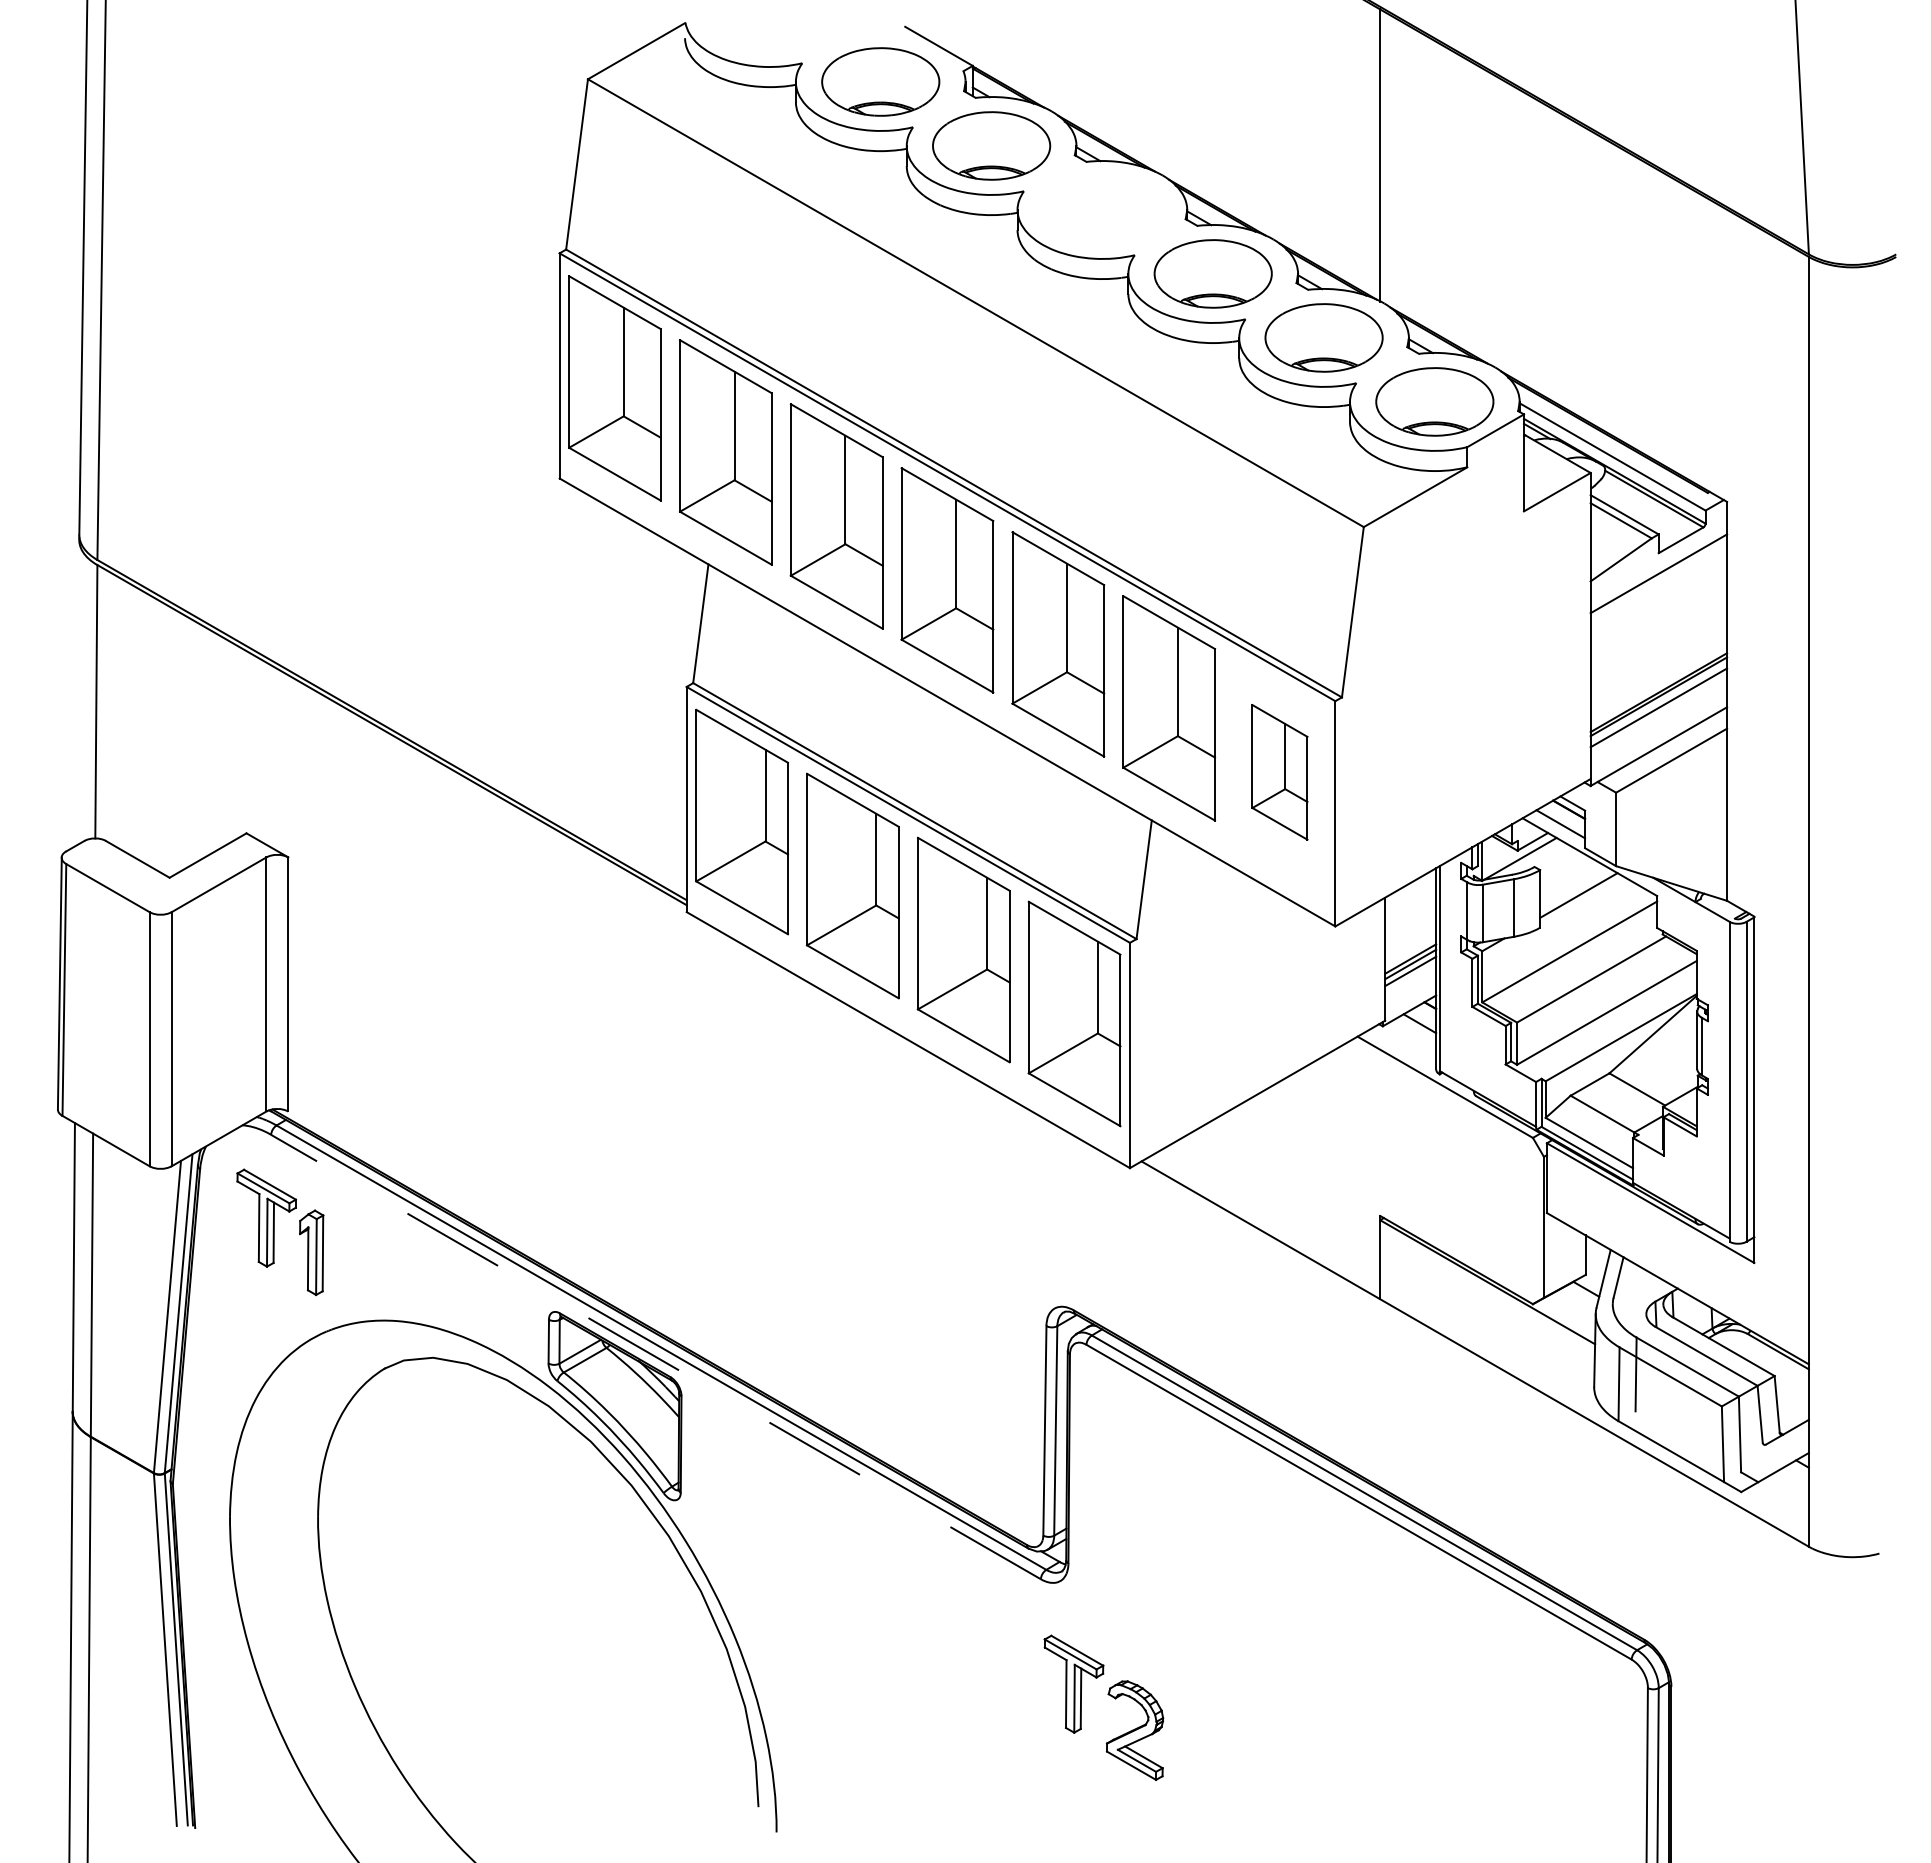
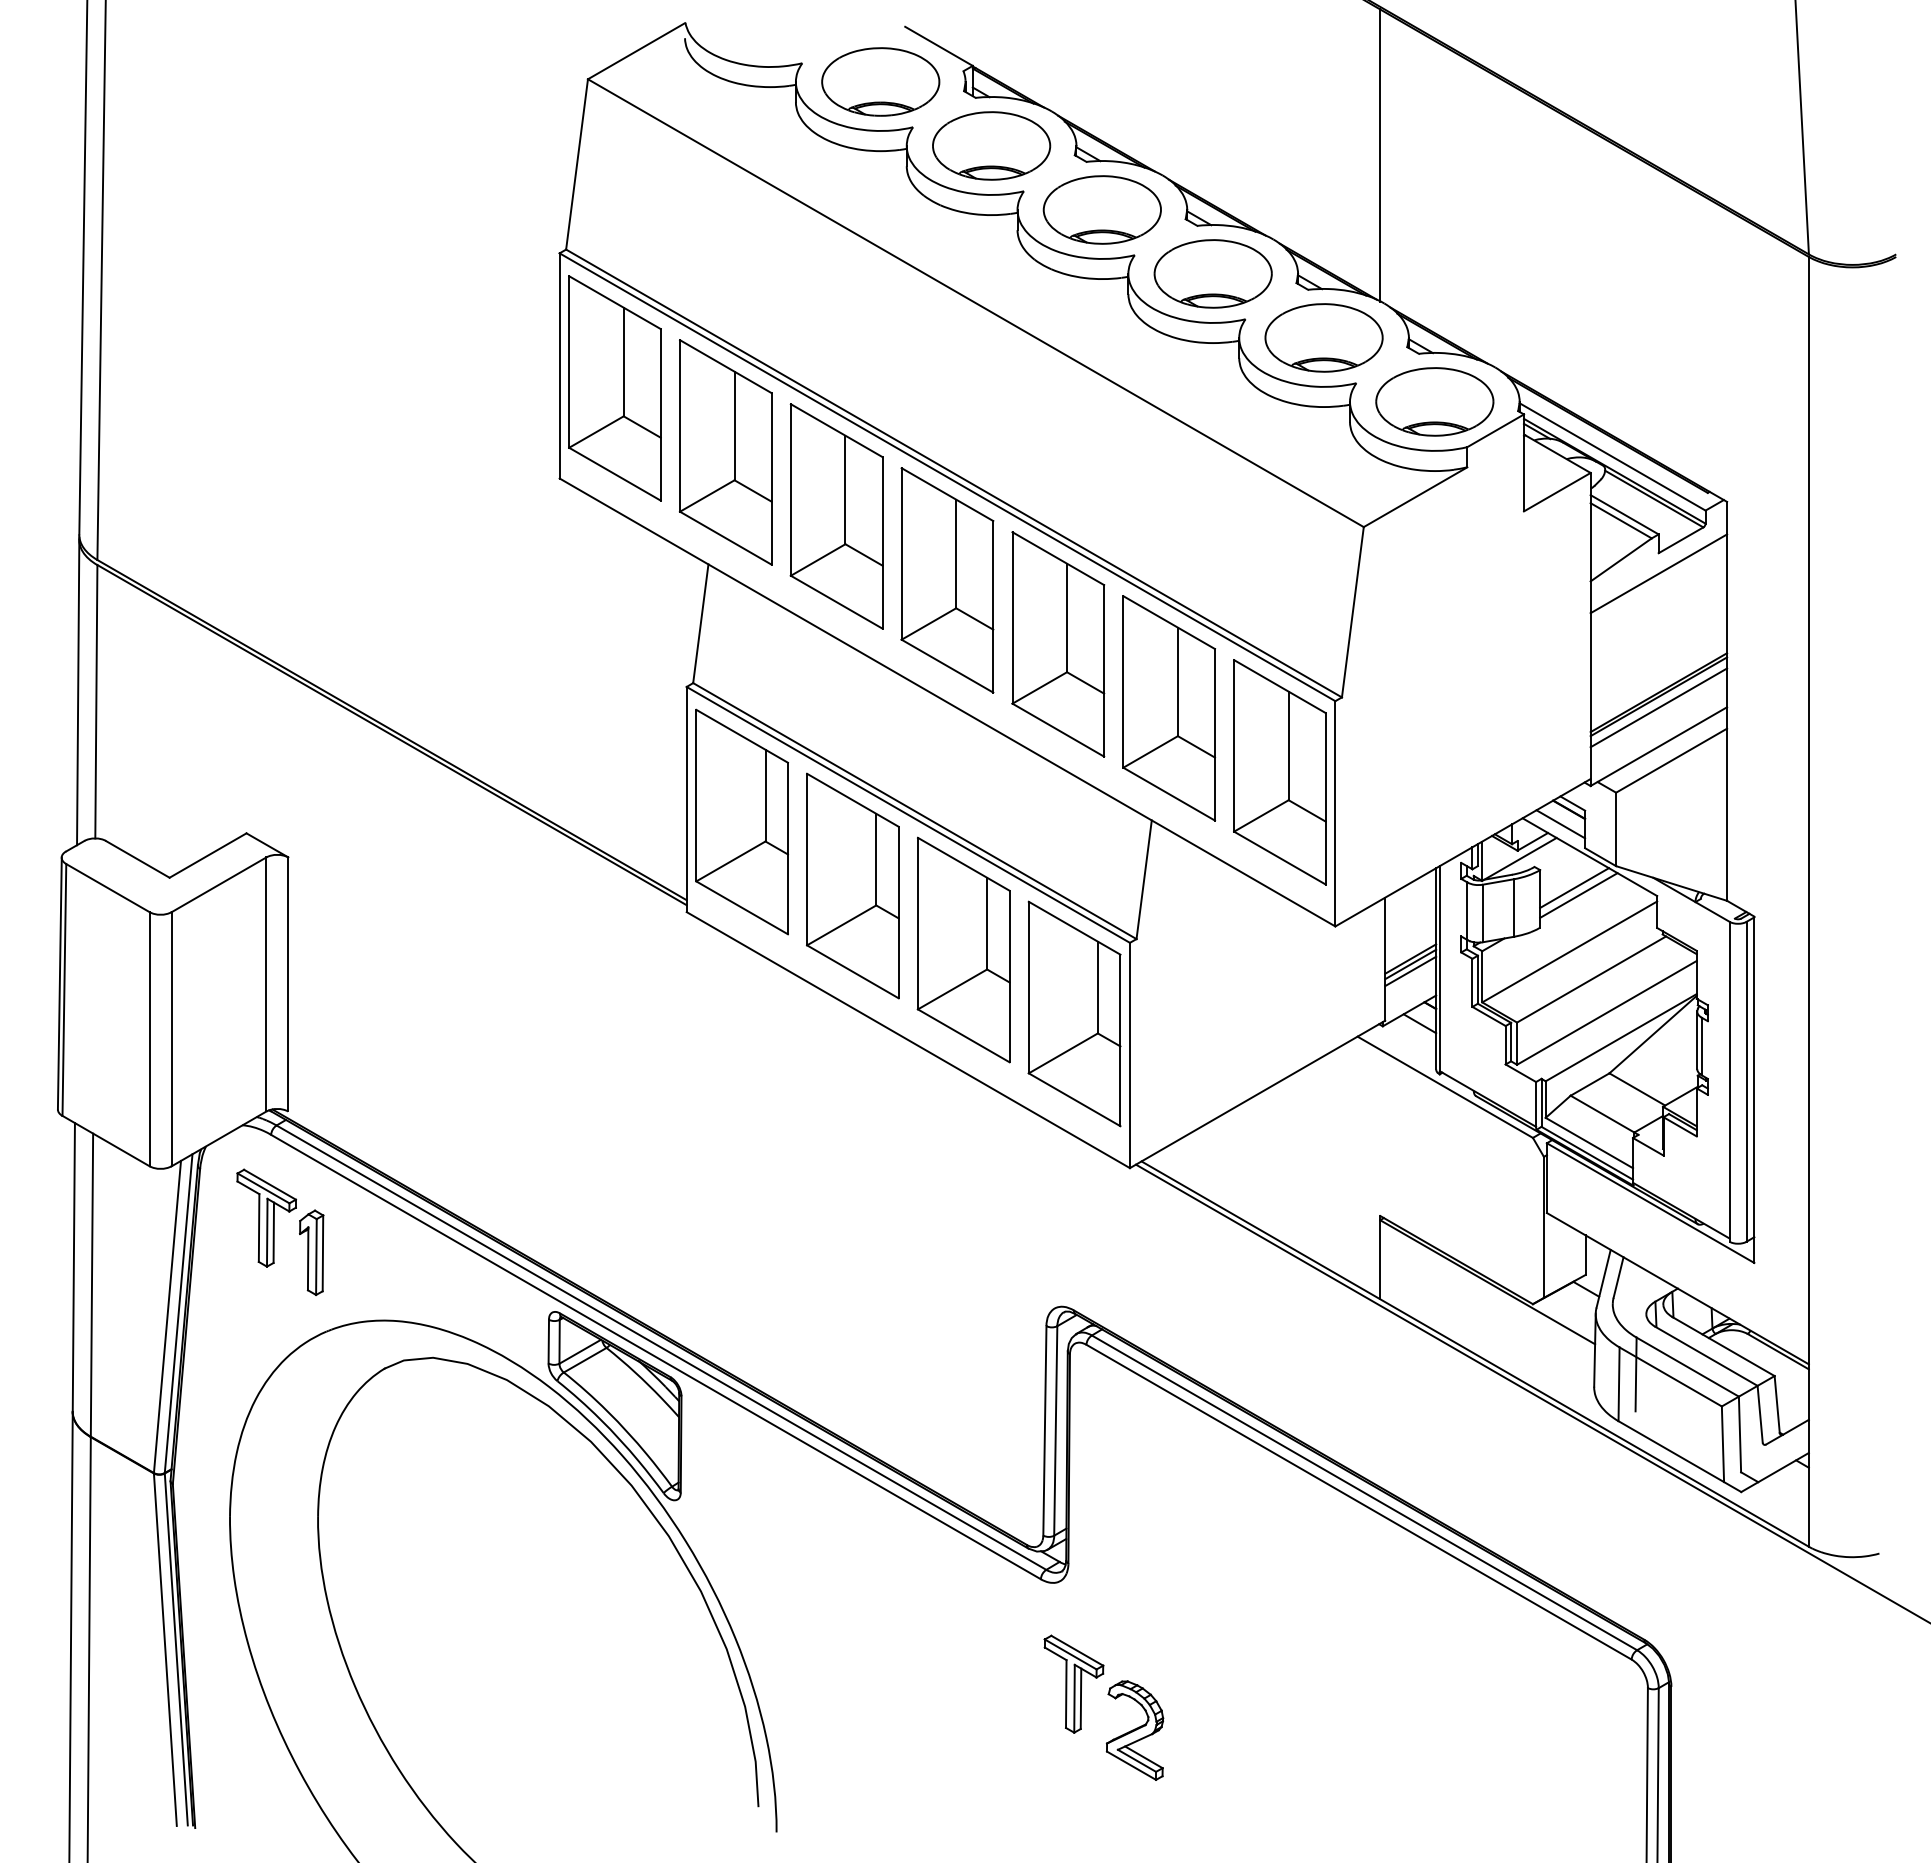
part: none -> present (1101, 209)
line: none -> present (78, 692)
part size: 58x137 px -> 94x227 px (1279, 772)
line: none -> present (1574, 887)
line: dashed -> solid (655, 1356)
line: none -> present (1531, 1392)
